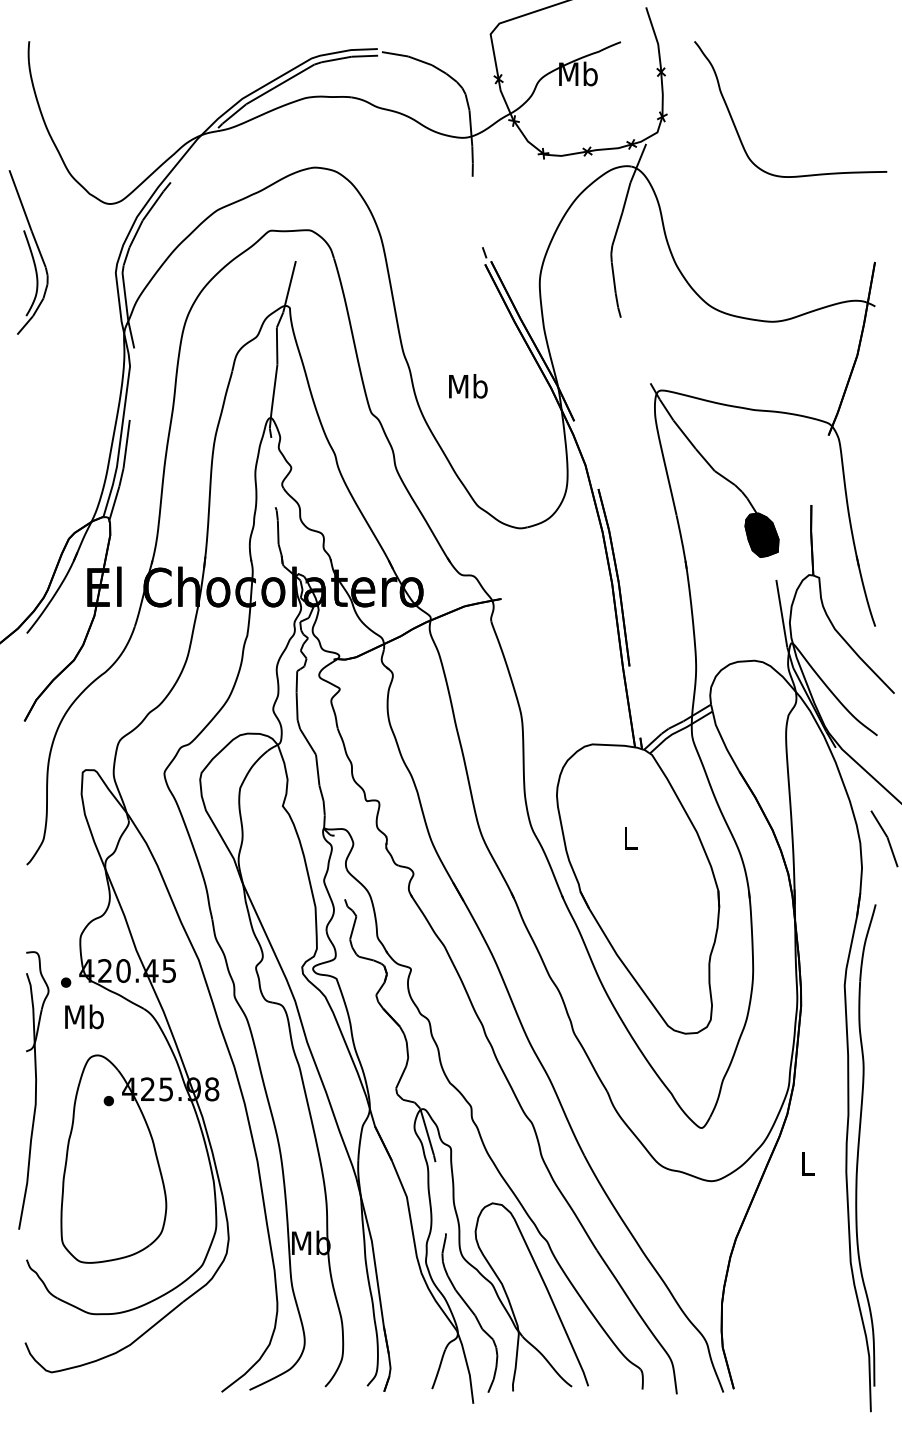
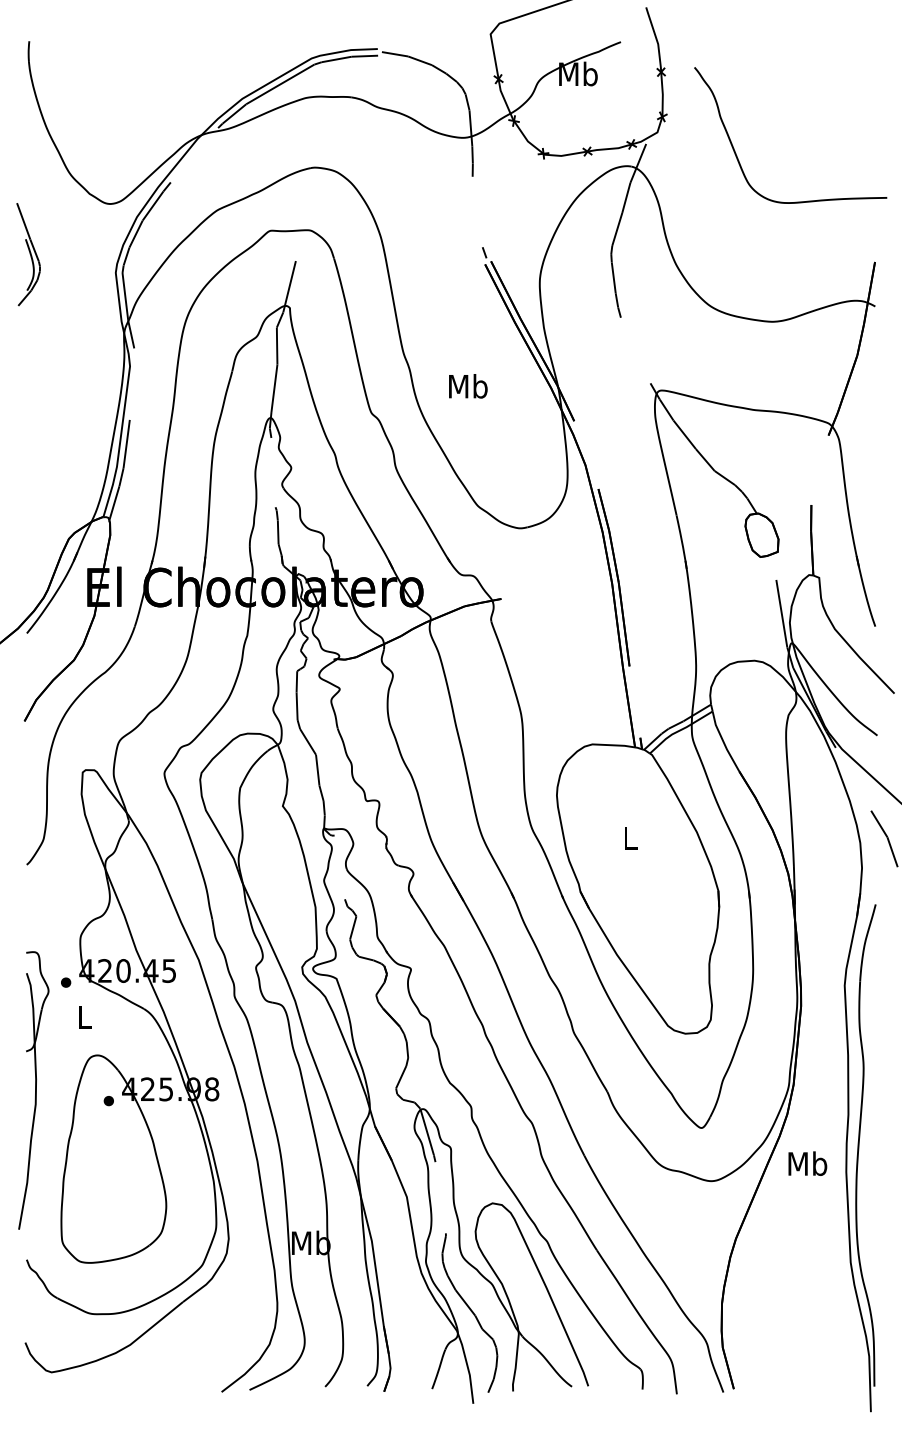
curve position: (737, 129) -> (737, 155) (737, 155)
part size: 41x165 px -> 25x104 px (28, 254)
fill: present -> none (761, 535)
text: Mb -> L (84, 1016)
text: L -> Mb (807, 1163)
